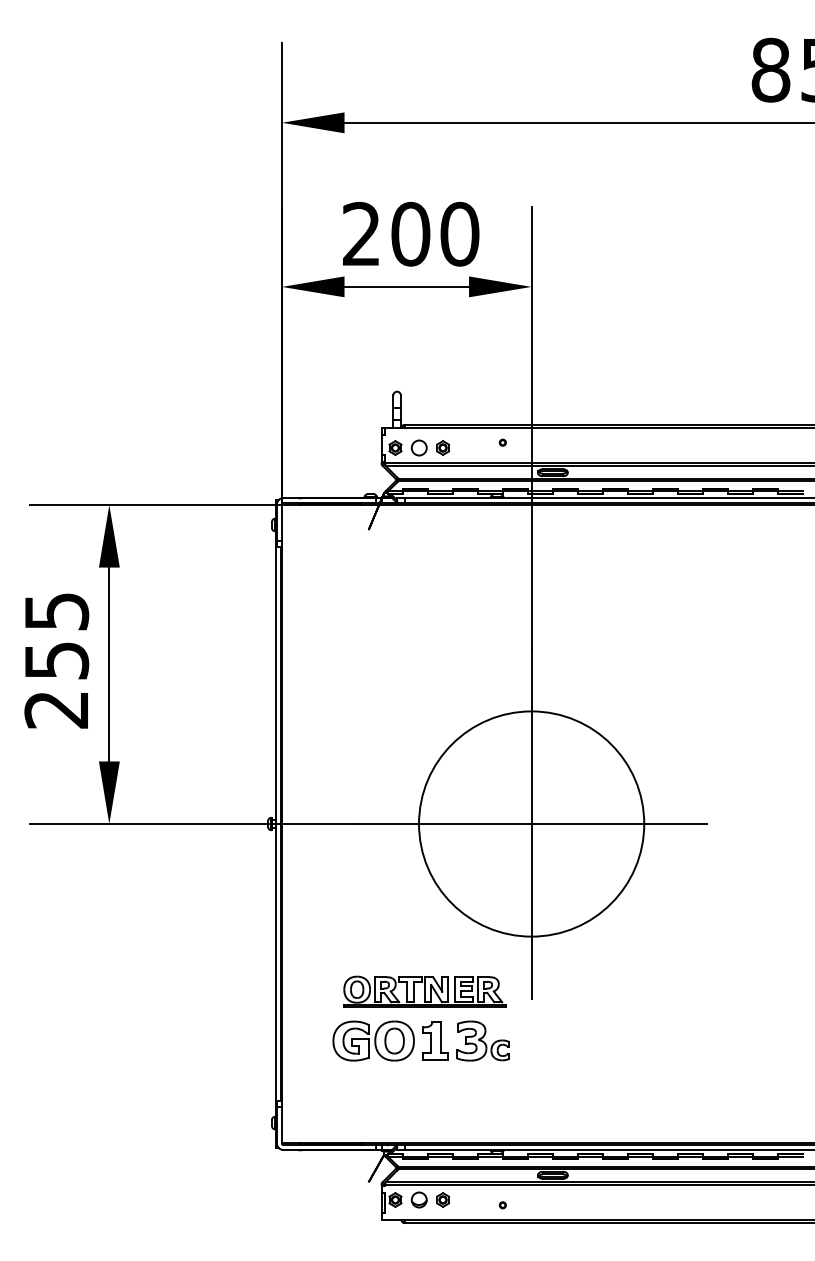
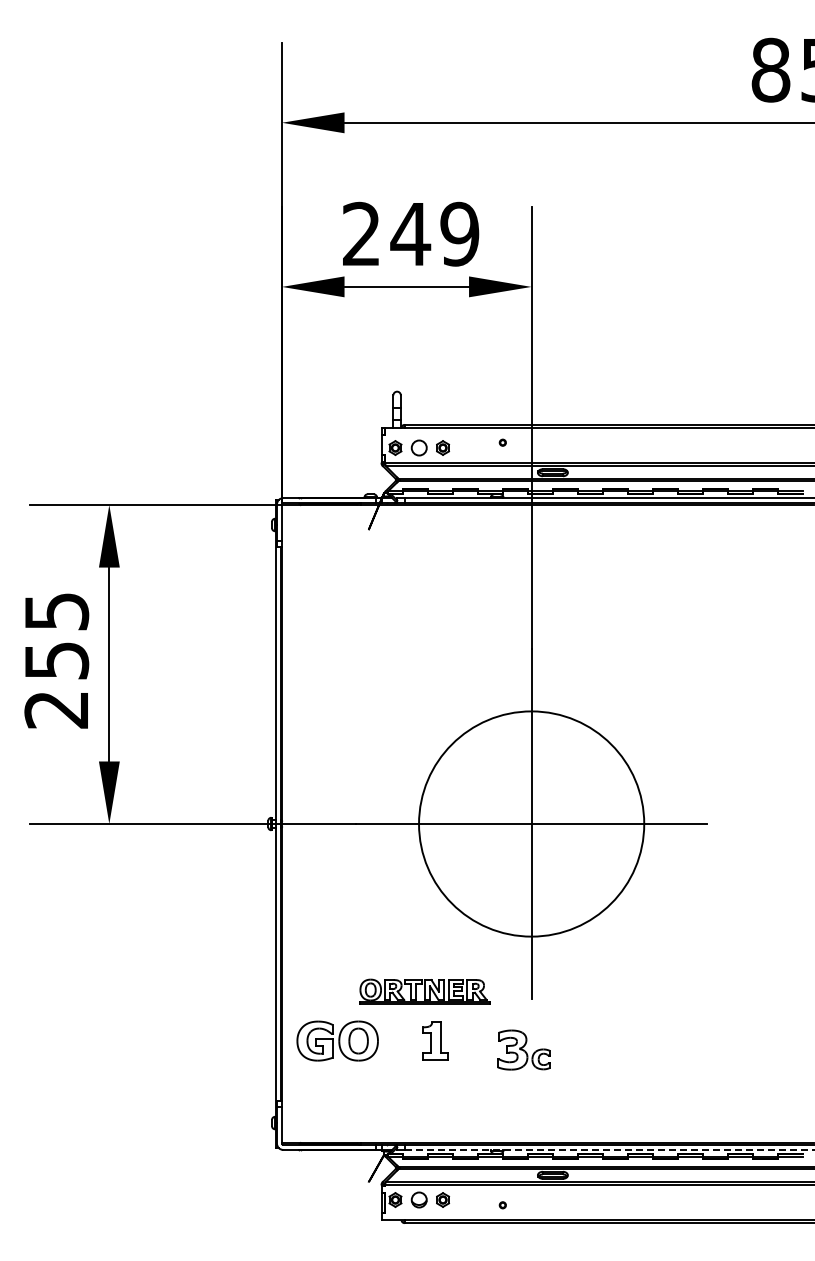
text: 200 -> 249 (434, 233)
part size: 164x33 px -> 132x27 px (424, 991)
part position: (373, 1040) -> (337, 1040) (337, 1040)
part position: (482, 1040) -> (523, 1049) (523, 1049)
line: solid -> dashed (609, 1149)
